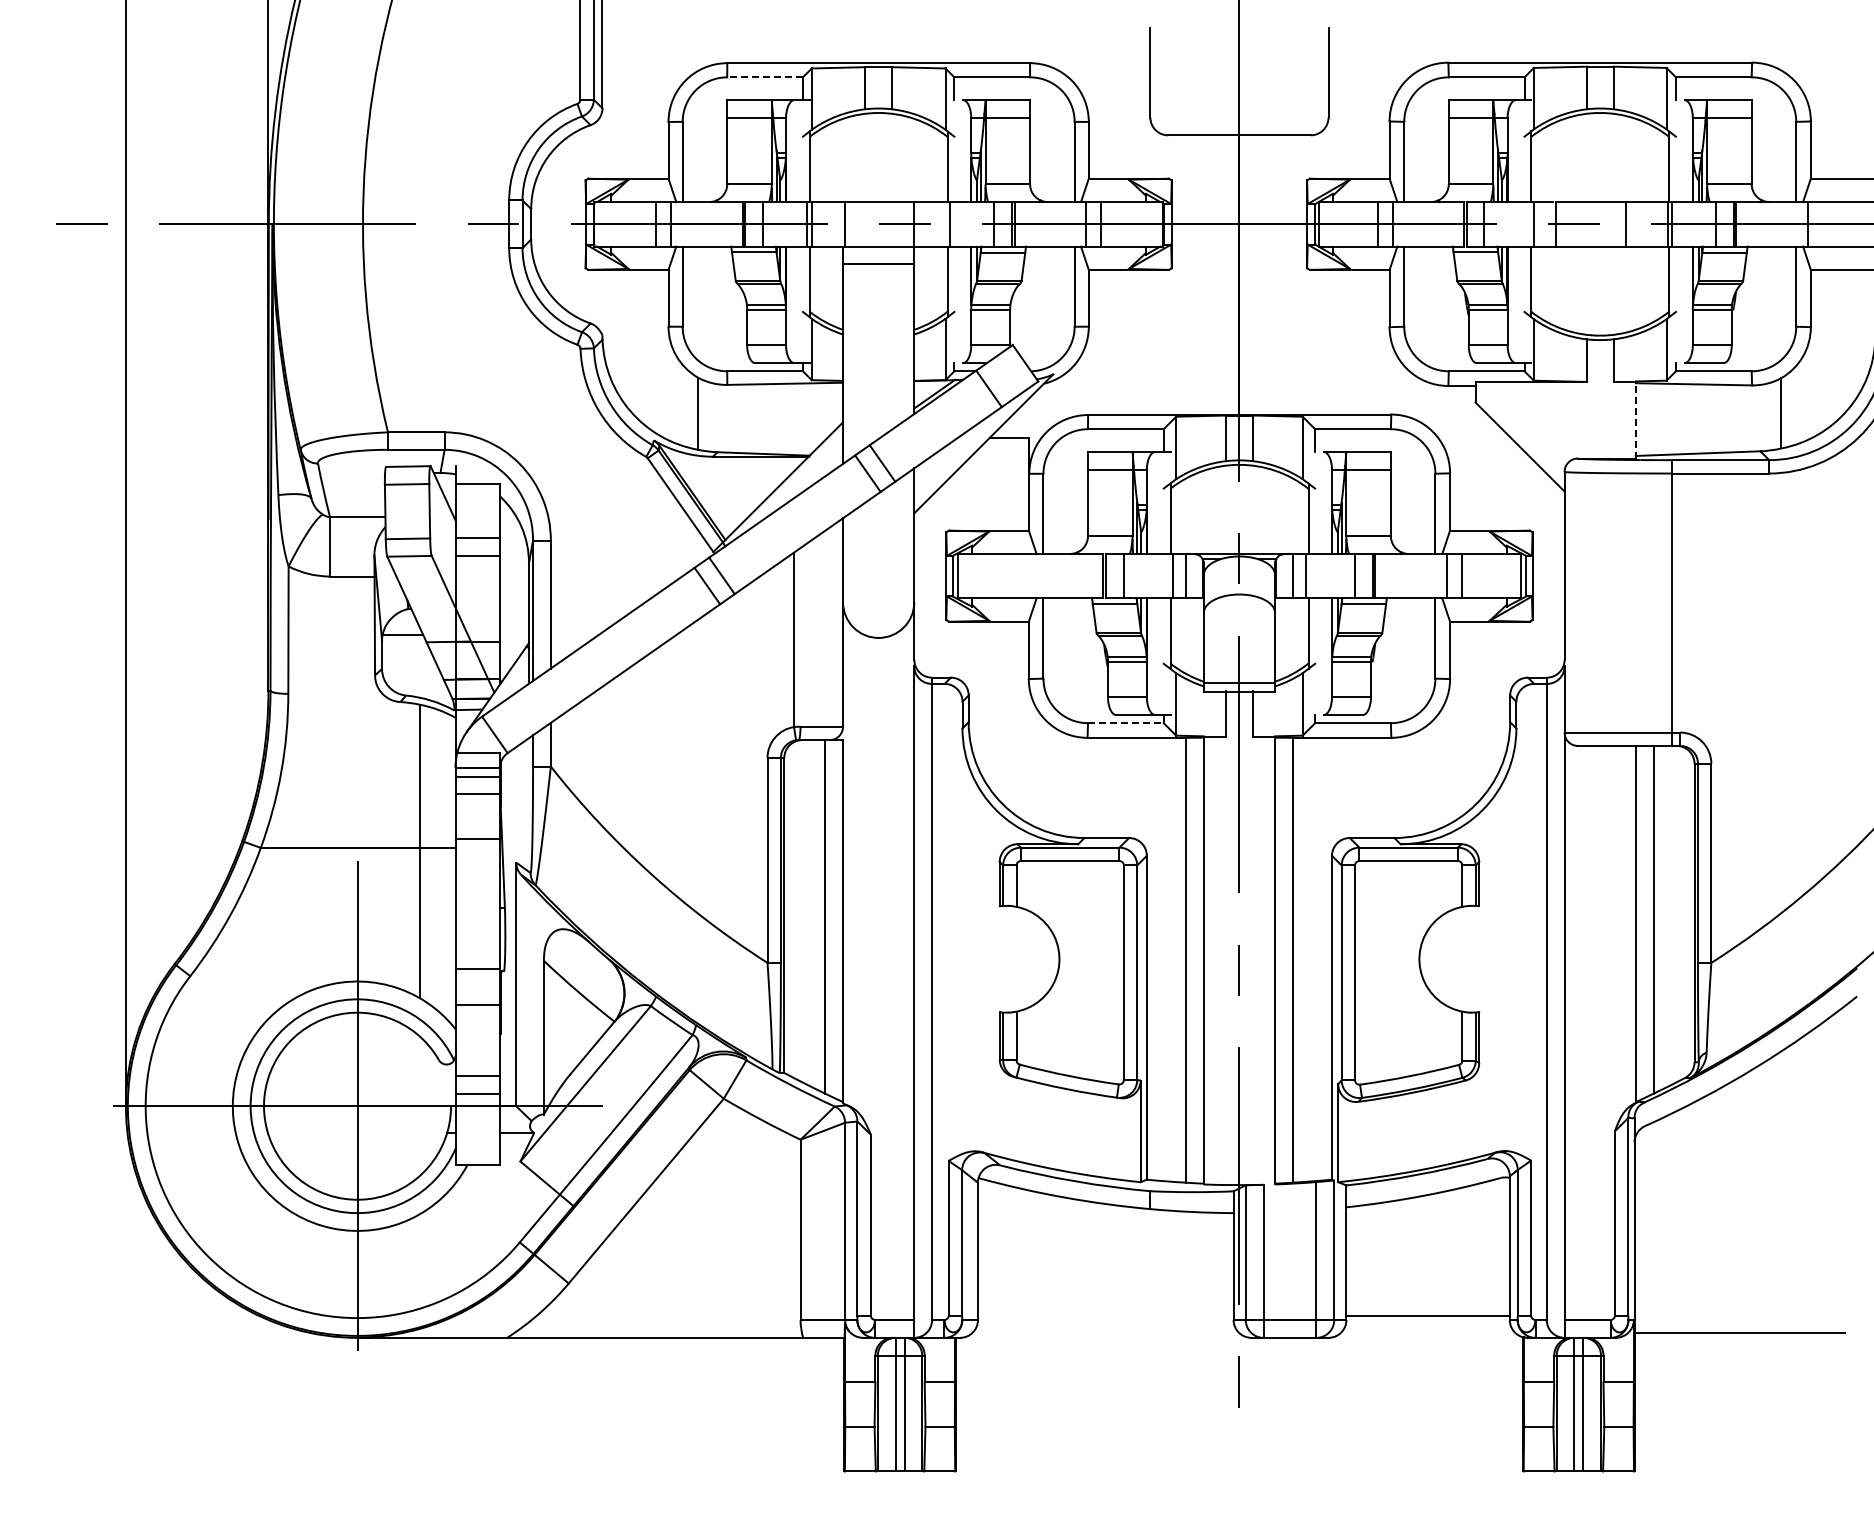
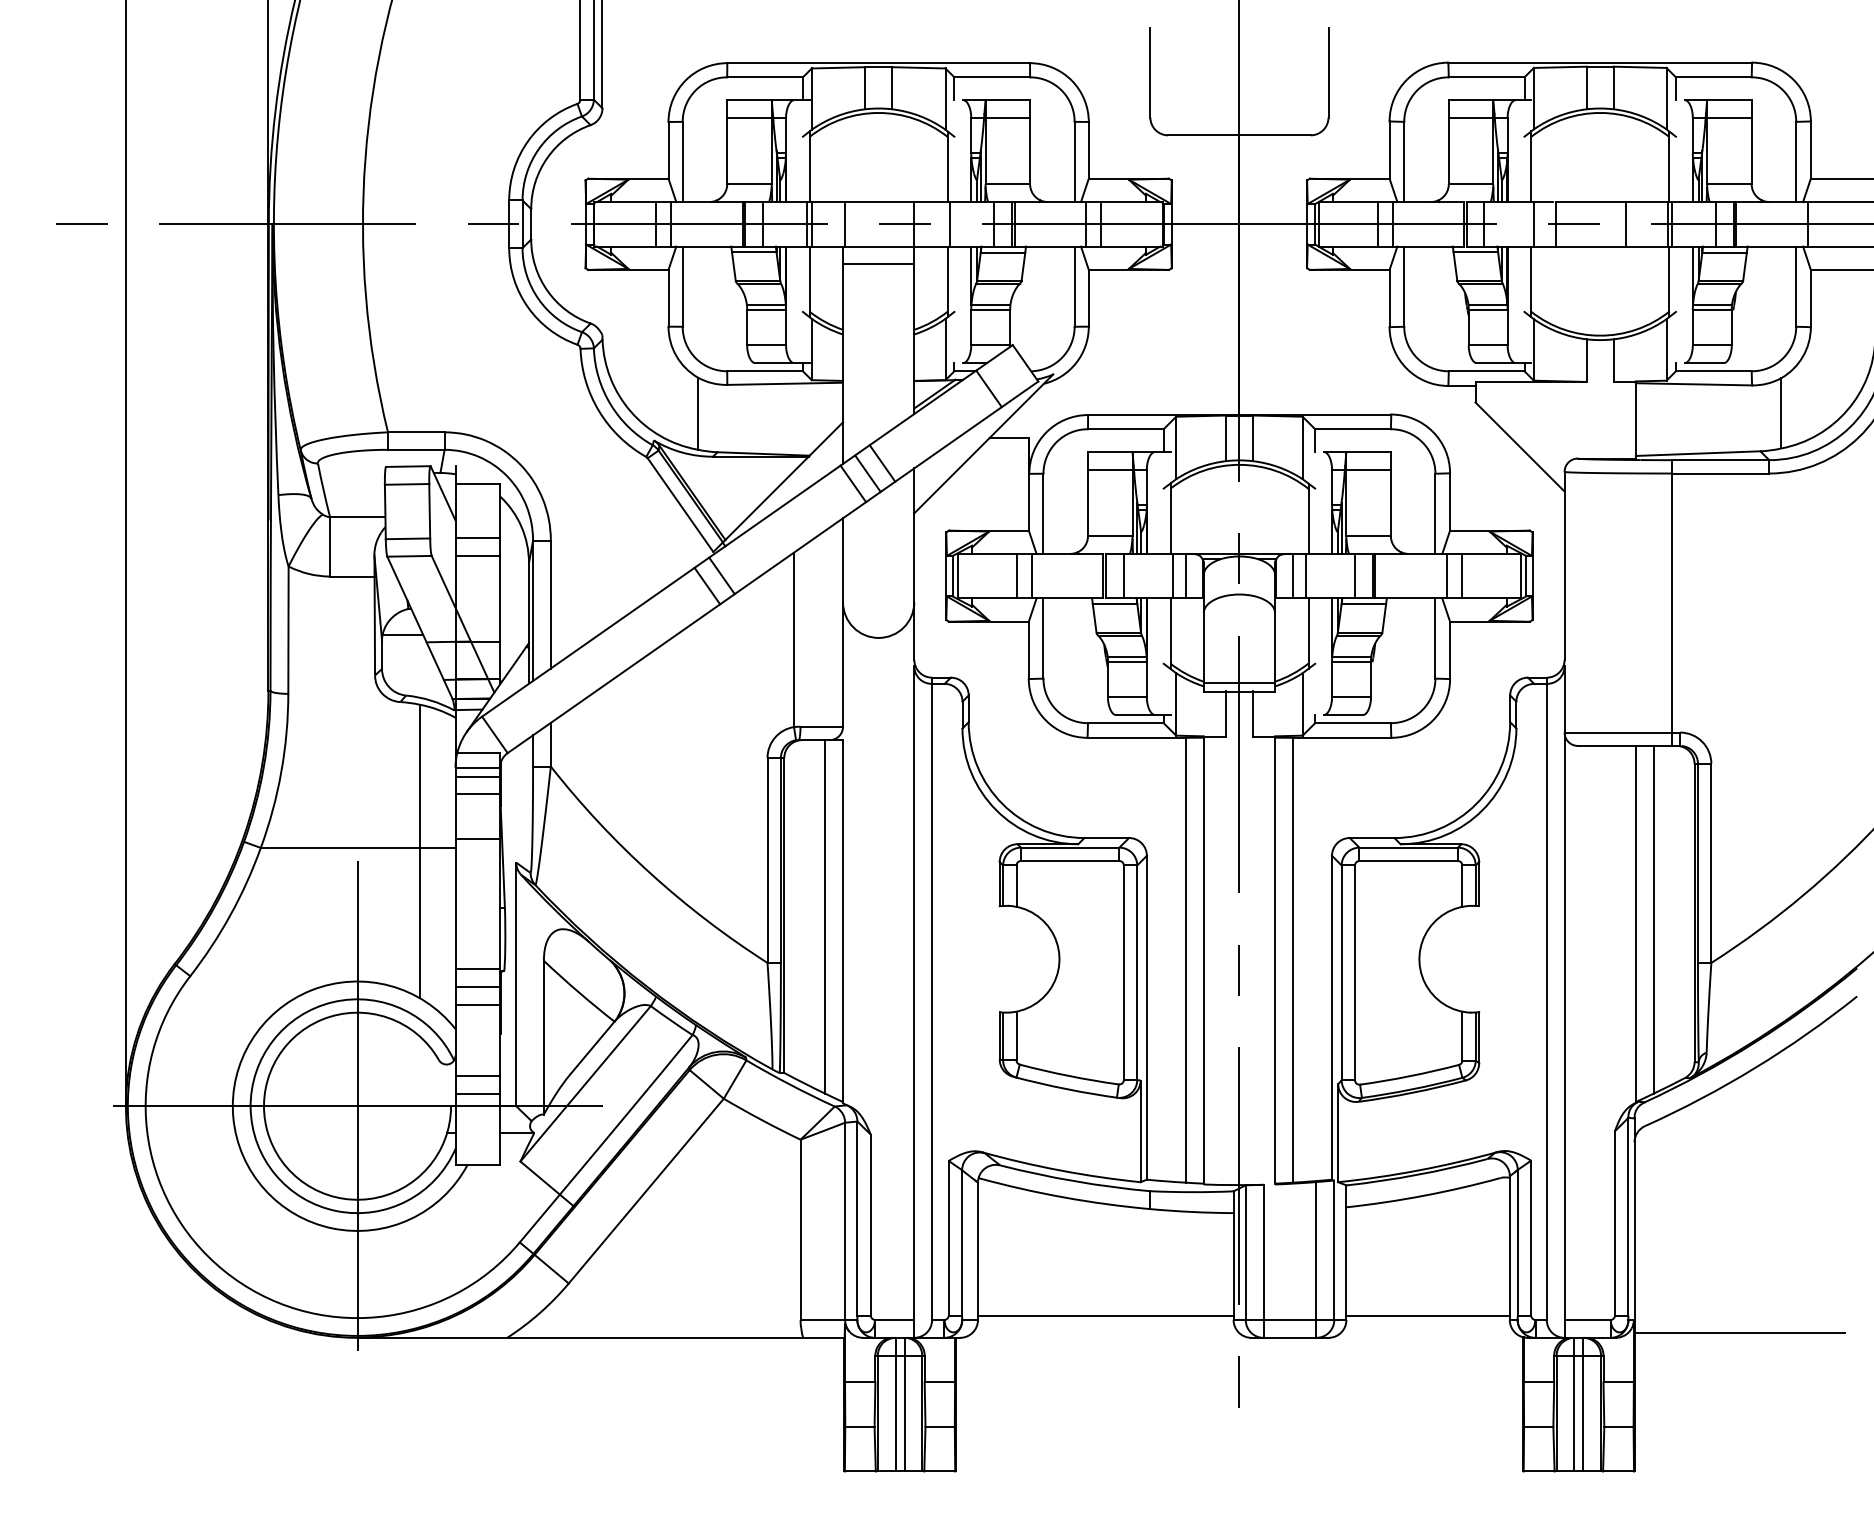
line: dashed -> solid (765, 77)
line: dashed -> solid (1635, 419)
line: none -> present (853, 483)
line: none -> present (1016, 575)
line: none -> present (1032, 575)
line: dashed -> solid (1125, 723)
line: none -> present (477, 986)
line: none -> present (1105, 1315)
